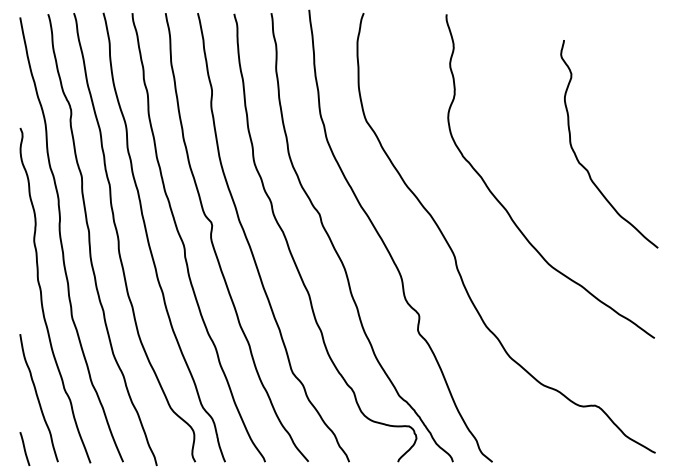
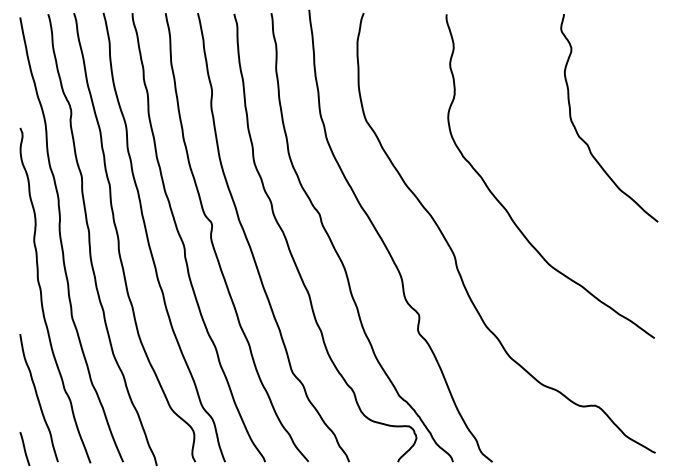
curve position: (585, 167) -> (585, 141) (585, 141)
